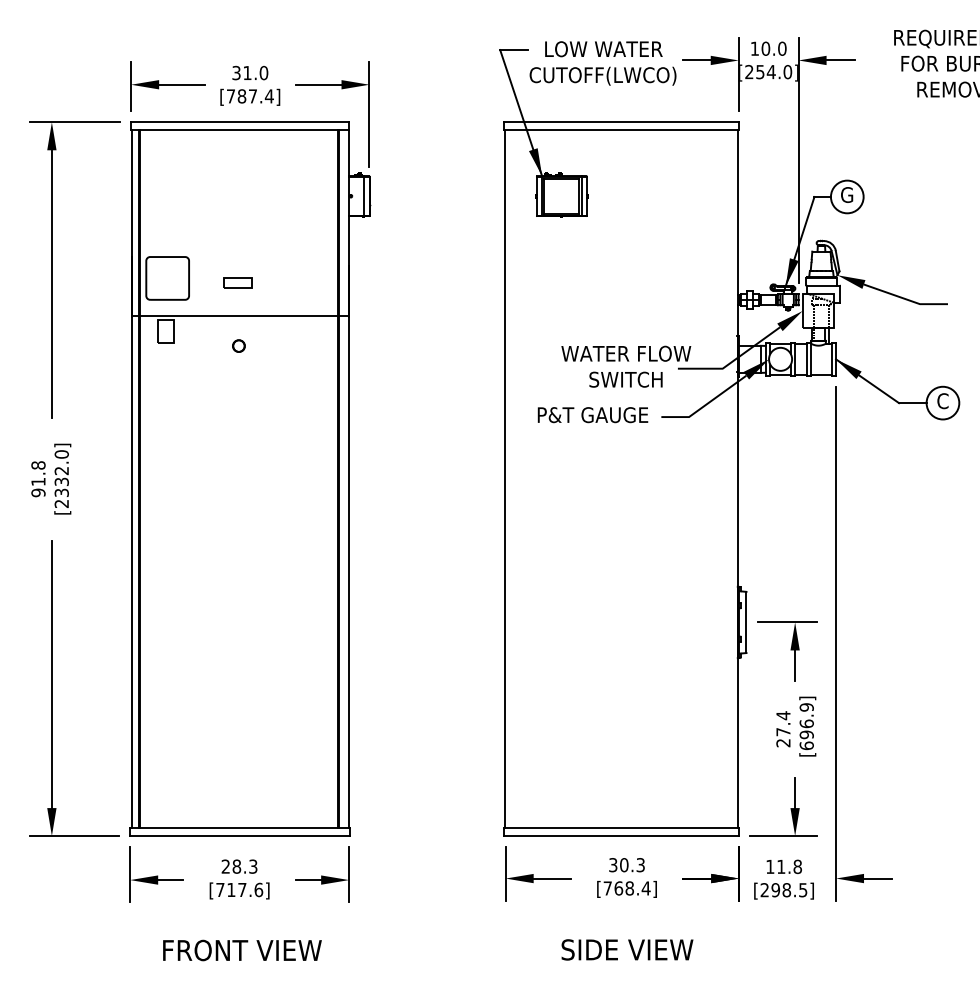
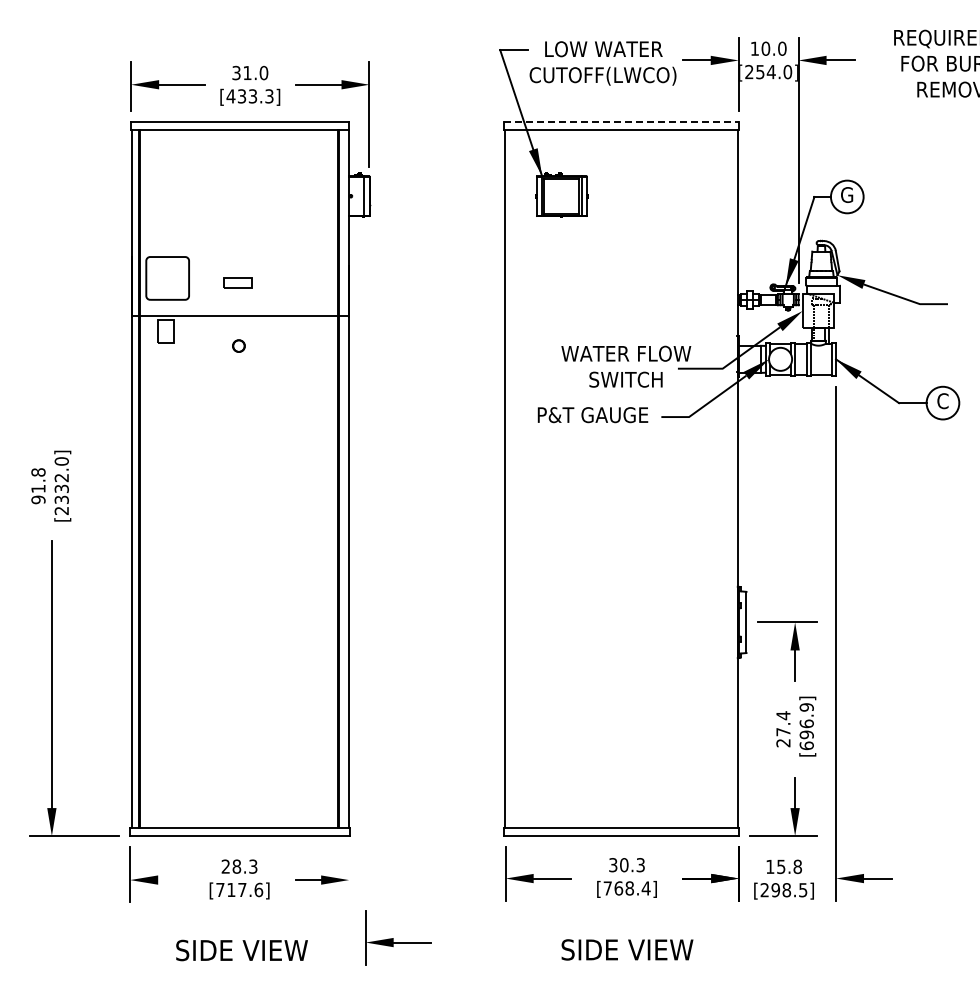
text: [787.4] -> [433.3] (249, 96)
line: solid -> dashed (621, 122)
part: present -> none (52, 269)
text position: (51, 478) -> (51, 485) (51, 485)
text: 11.8 -> 15.8 (781, 866)
line: present -> none (349, 874)
line: present -> none (170, 880)
part: none -> present (398, 937)
text: FRONT VIEW -> SIDE VIEW (242, 950)
